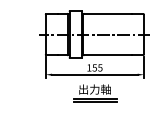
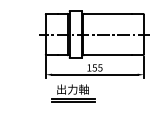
part position: (95, 93) -> (73, 93) (73, 93)
